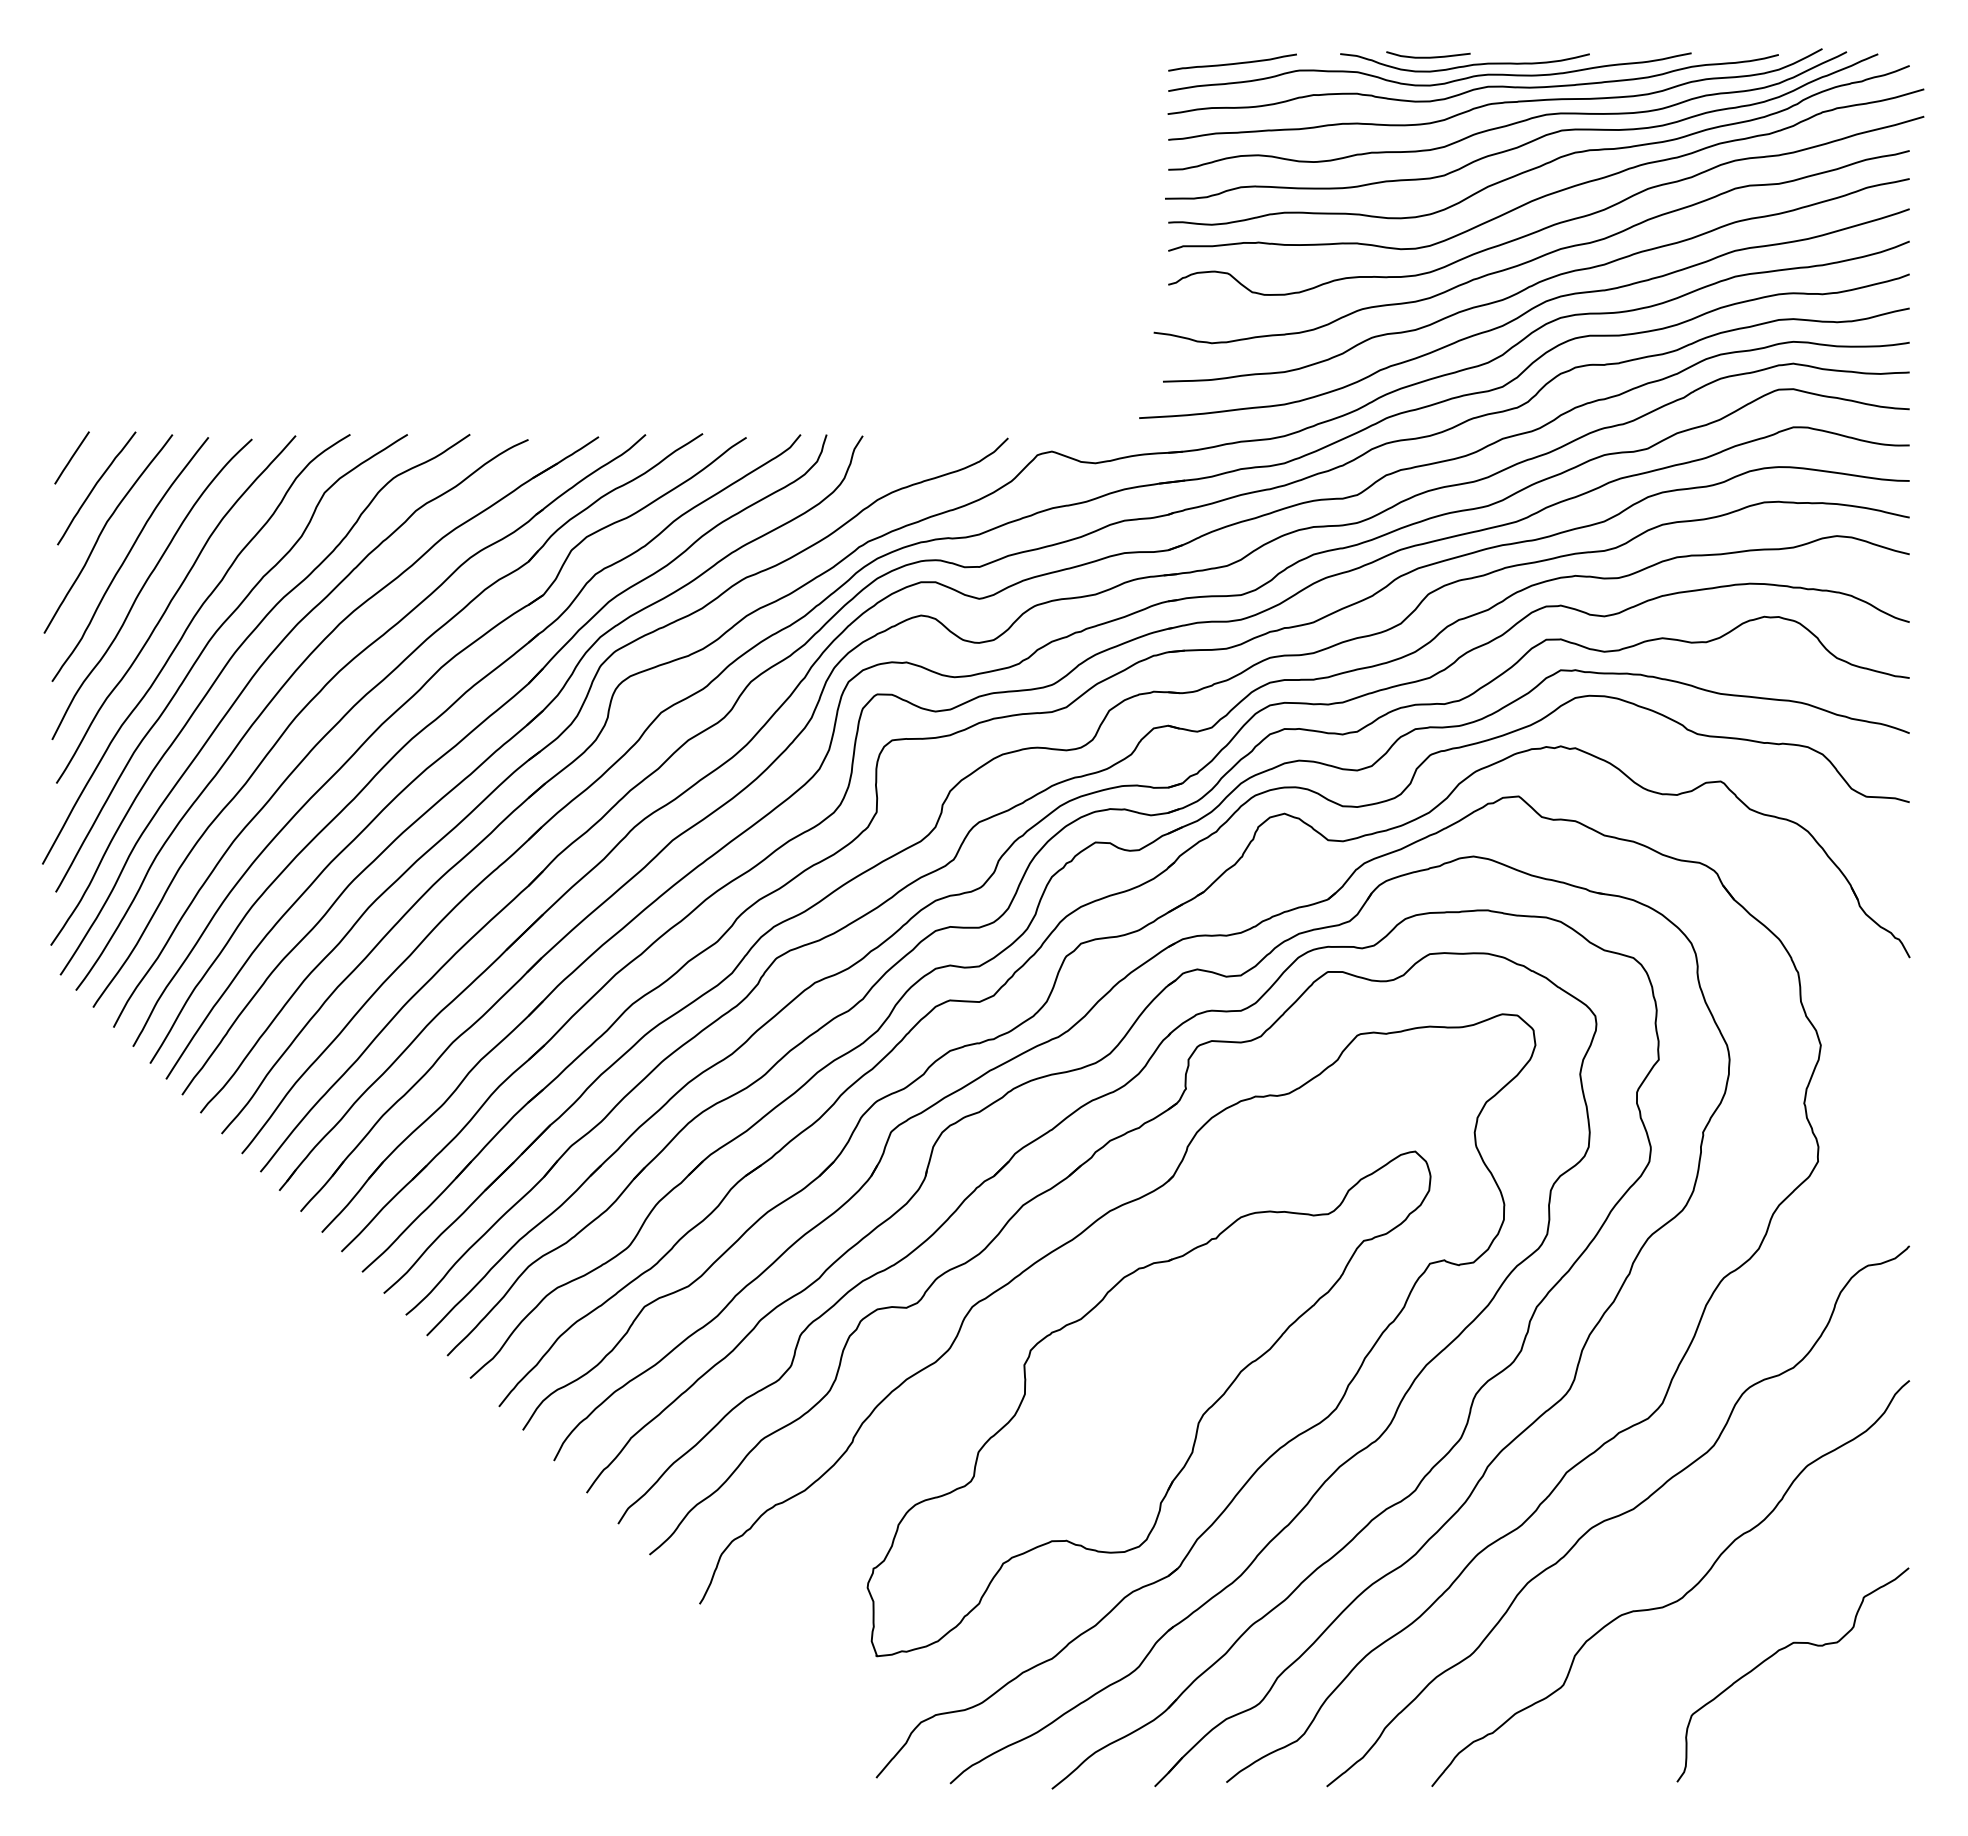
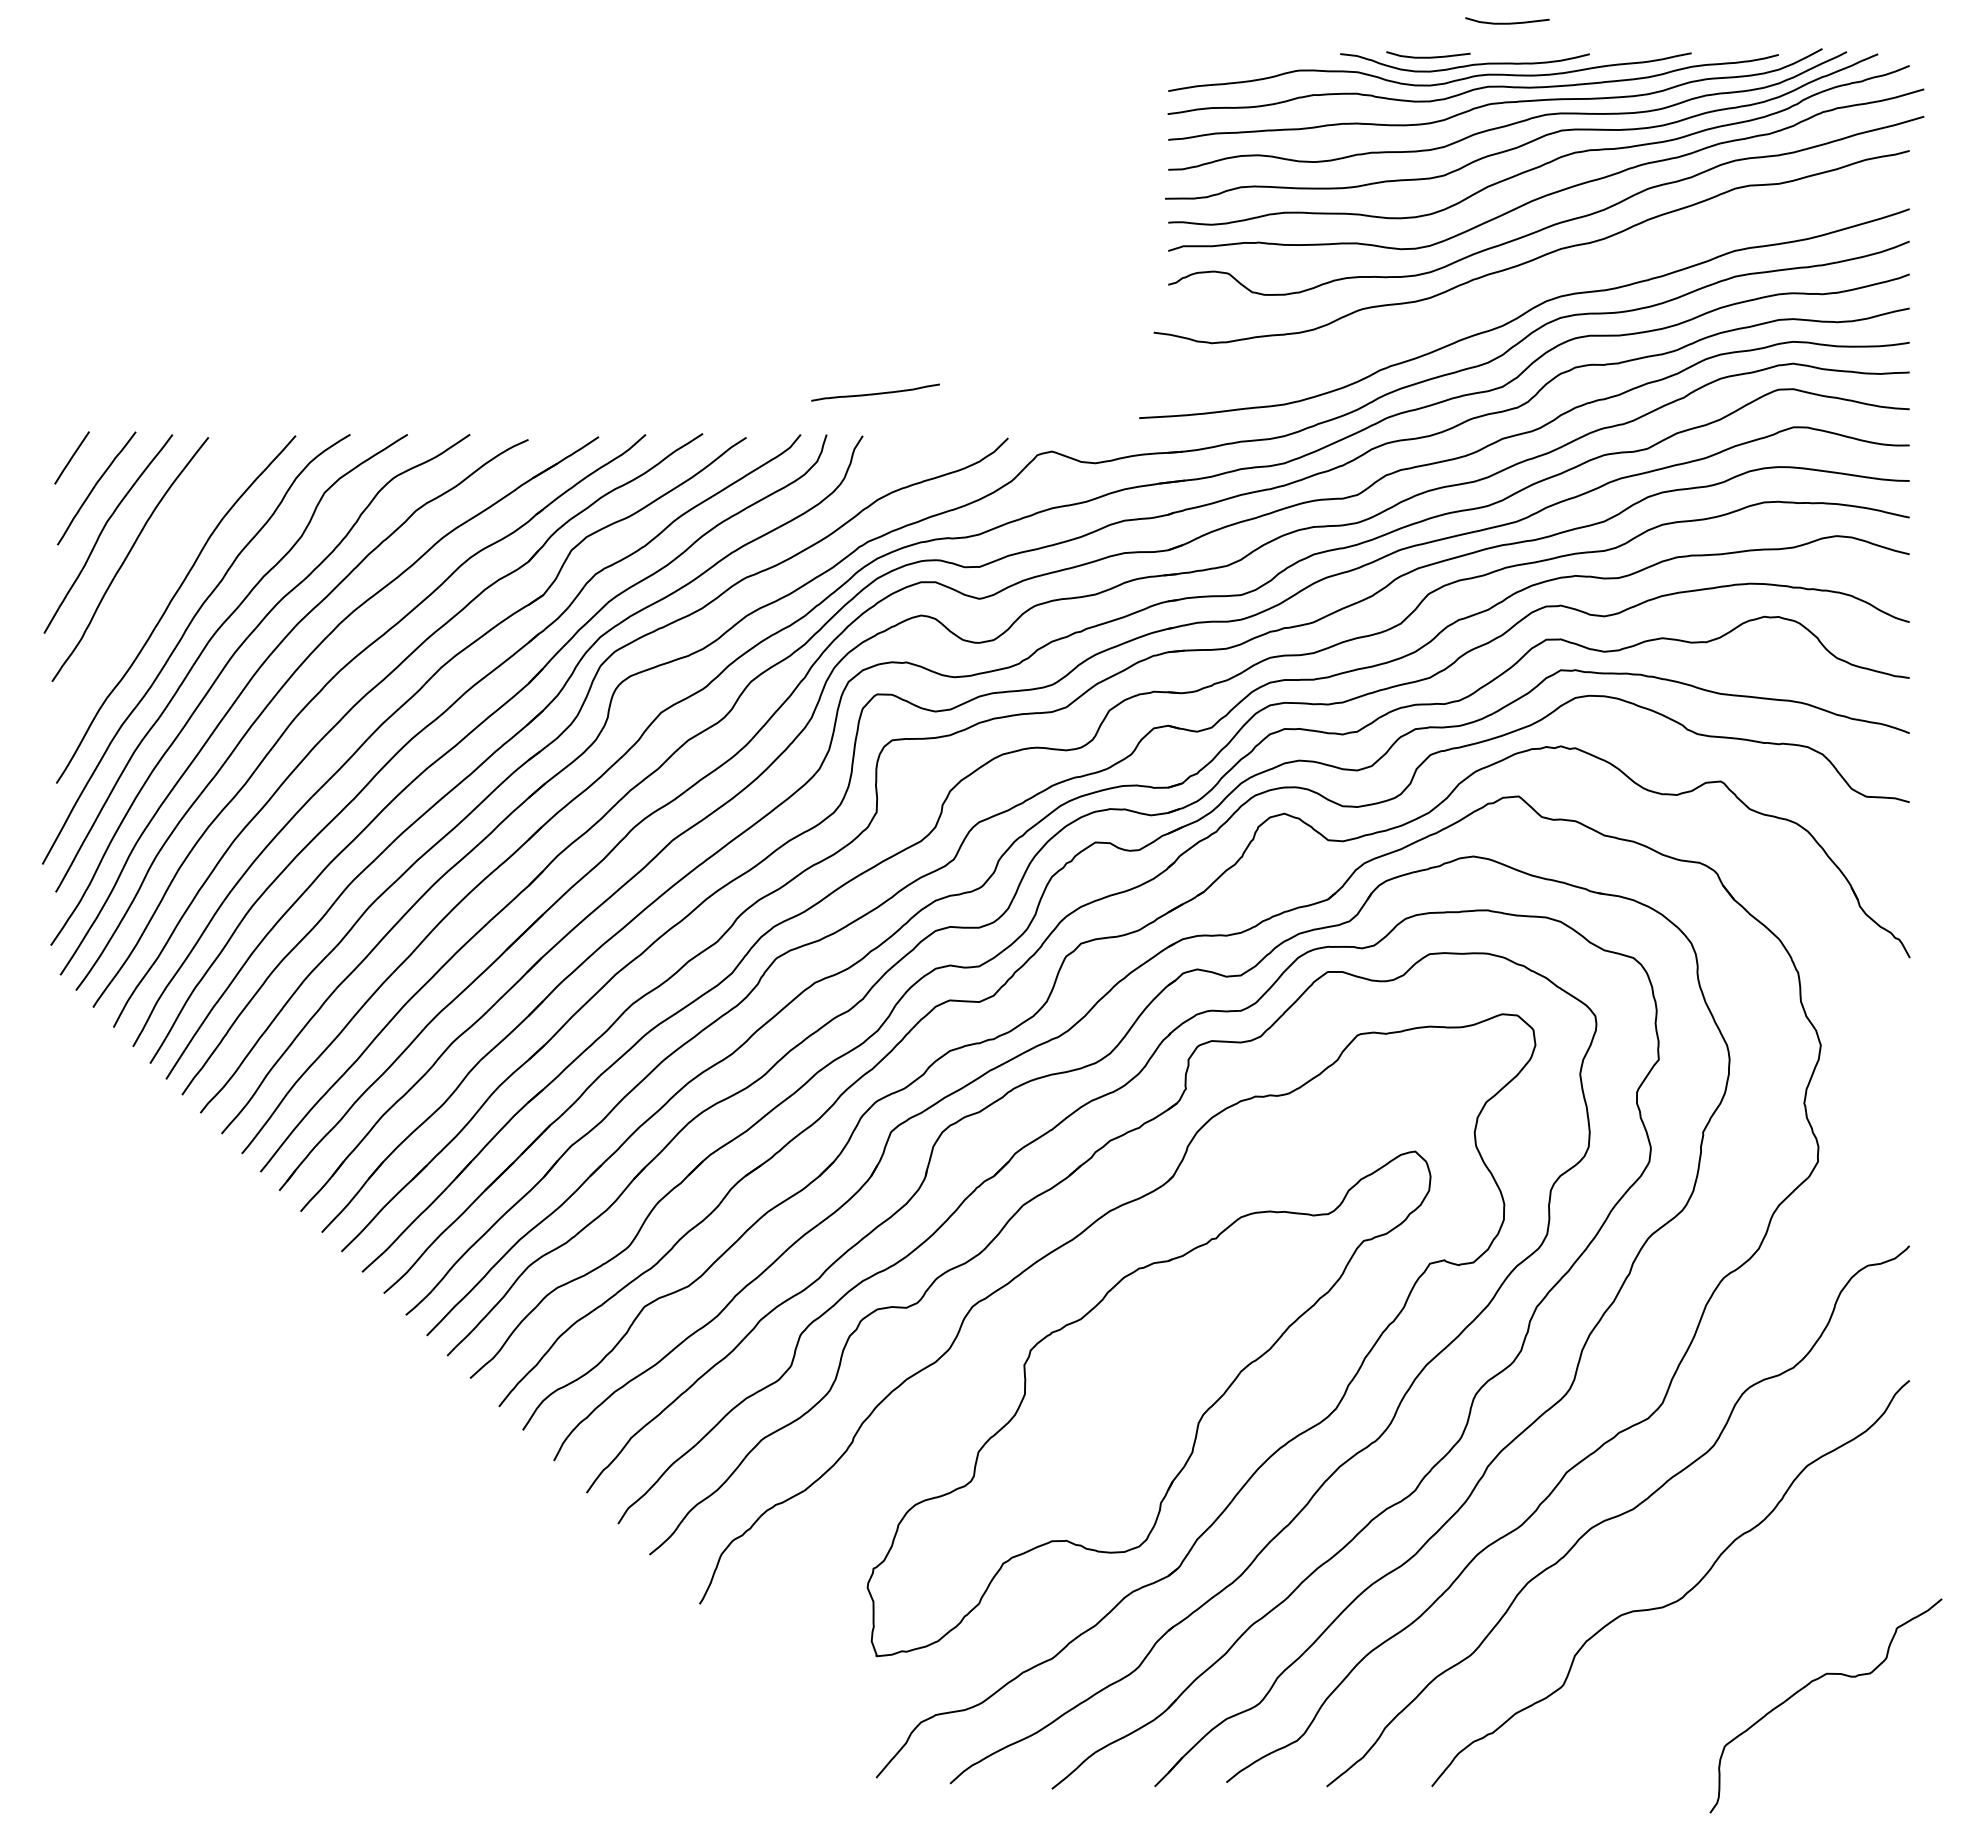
curve: none -> present (1507, 22)
curve position: (1232, 63) -> (875, 393) (875, 393)
curve: present -> none (1536, 282)
curve: present -> none (146, 583)
curve position: (1774, 1655) -> (1807, 1686) (1807, 1686)
